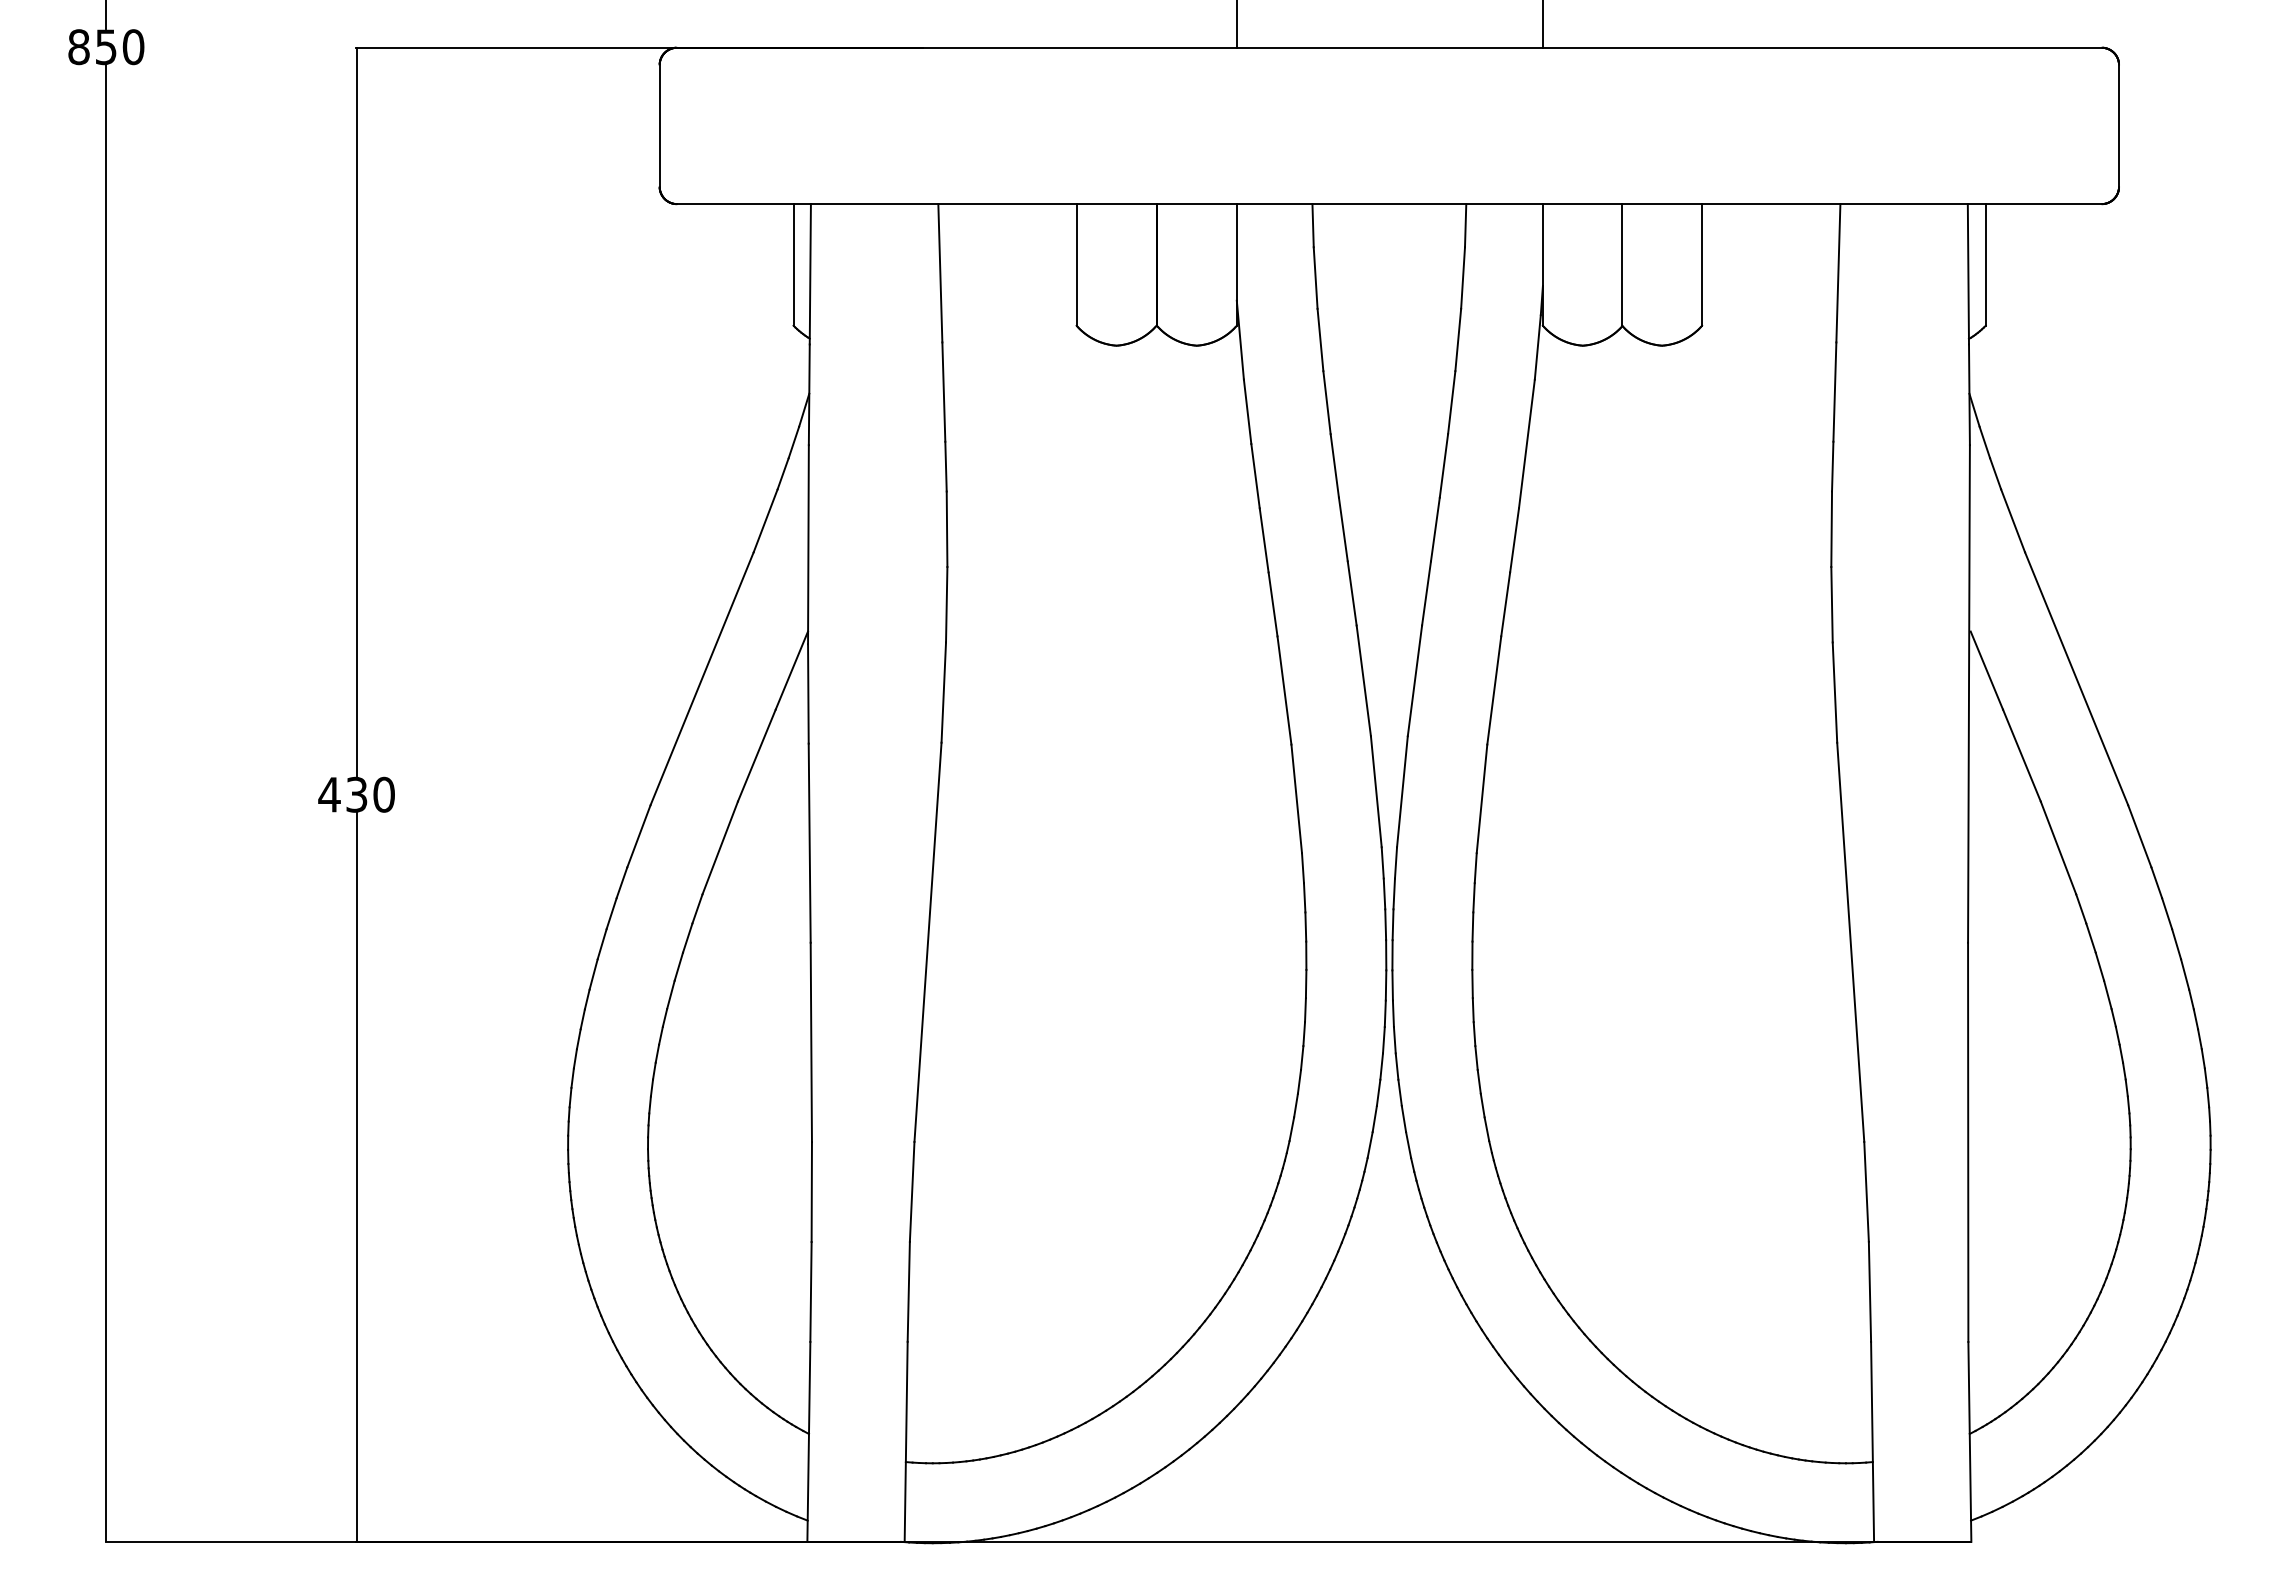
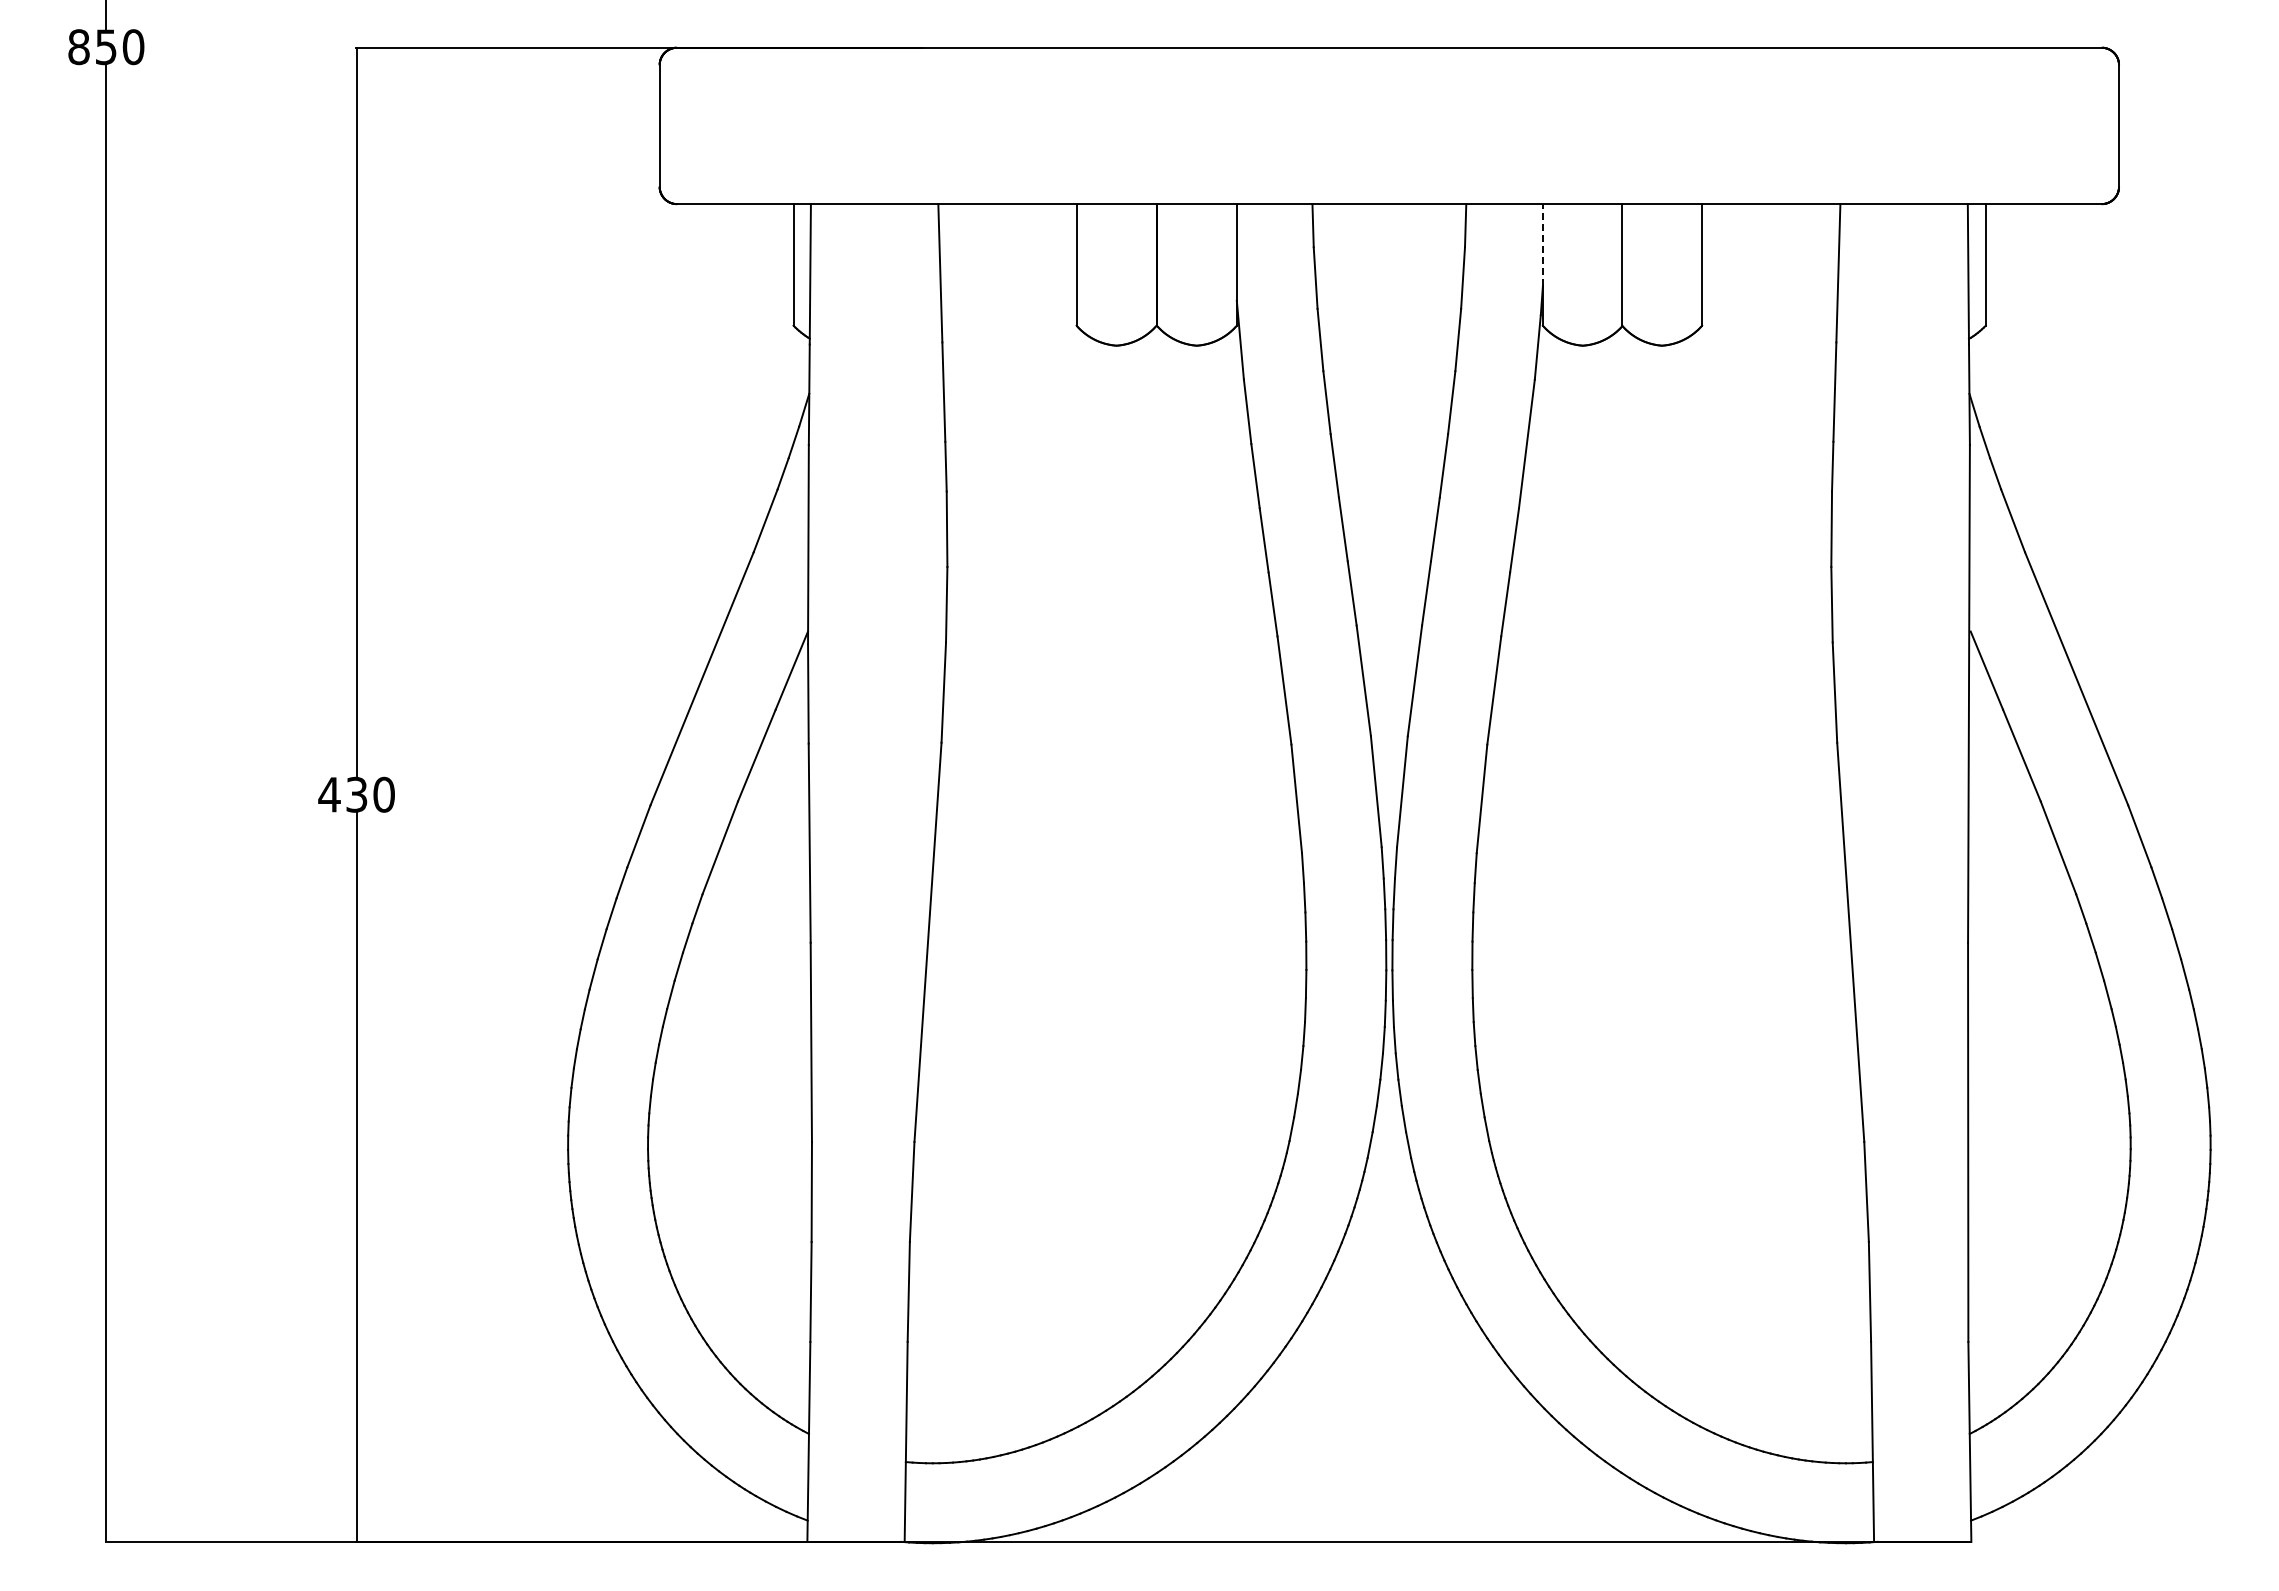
line: present -> none (1236, 24)
line: present -> none (1542, 24)
line: solid -> dashed (1542, 244)
